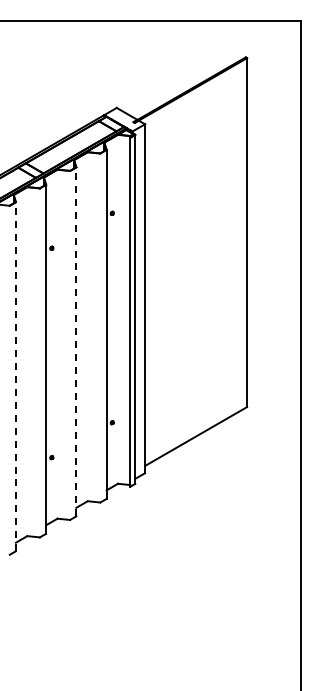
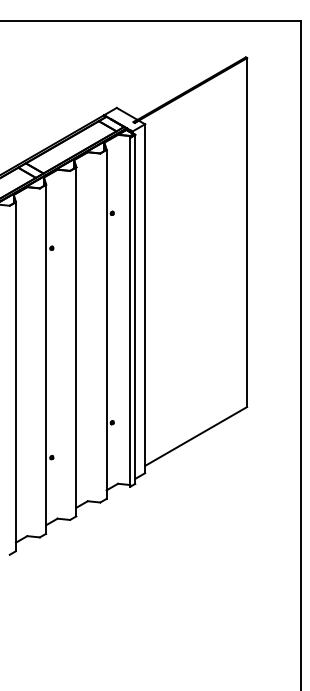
line: dashed -> solid (76, 341)
line: dashed -> solid (15, 376)
